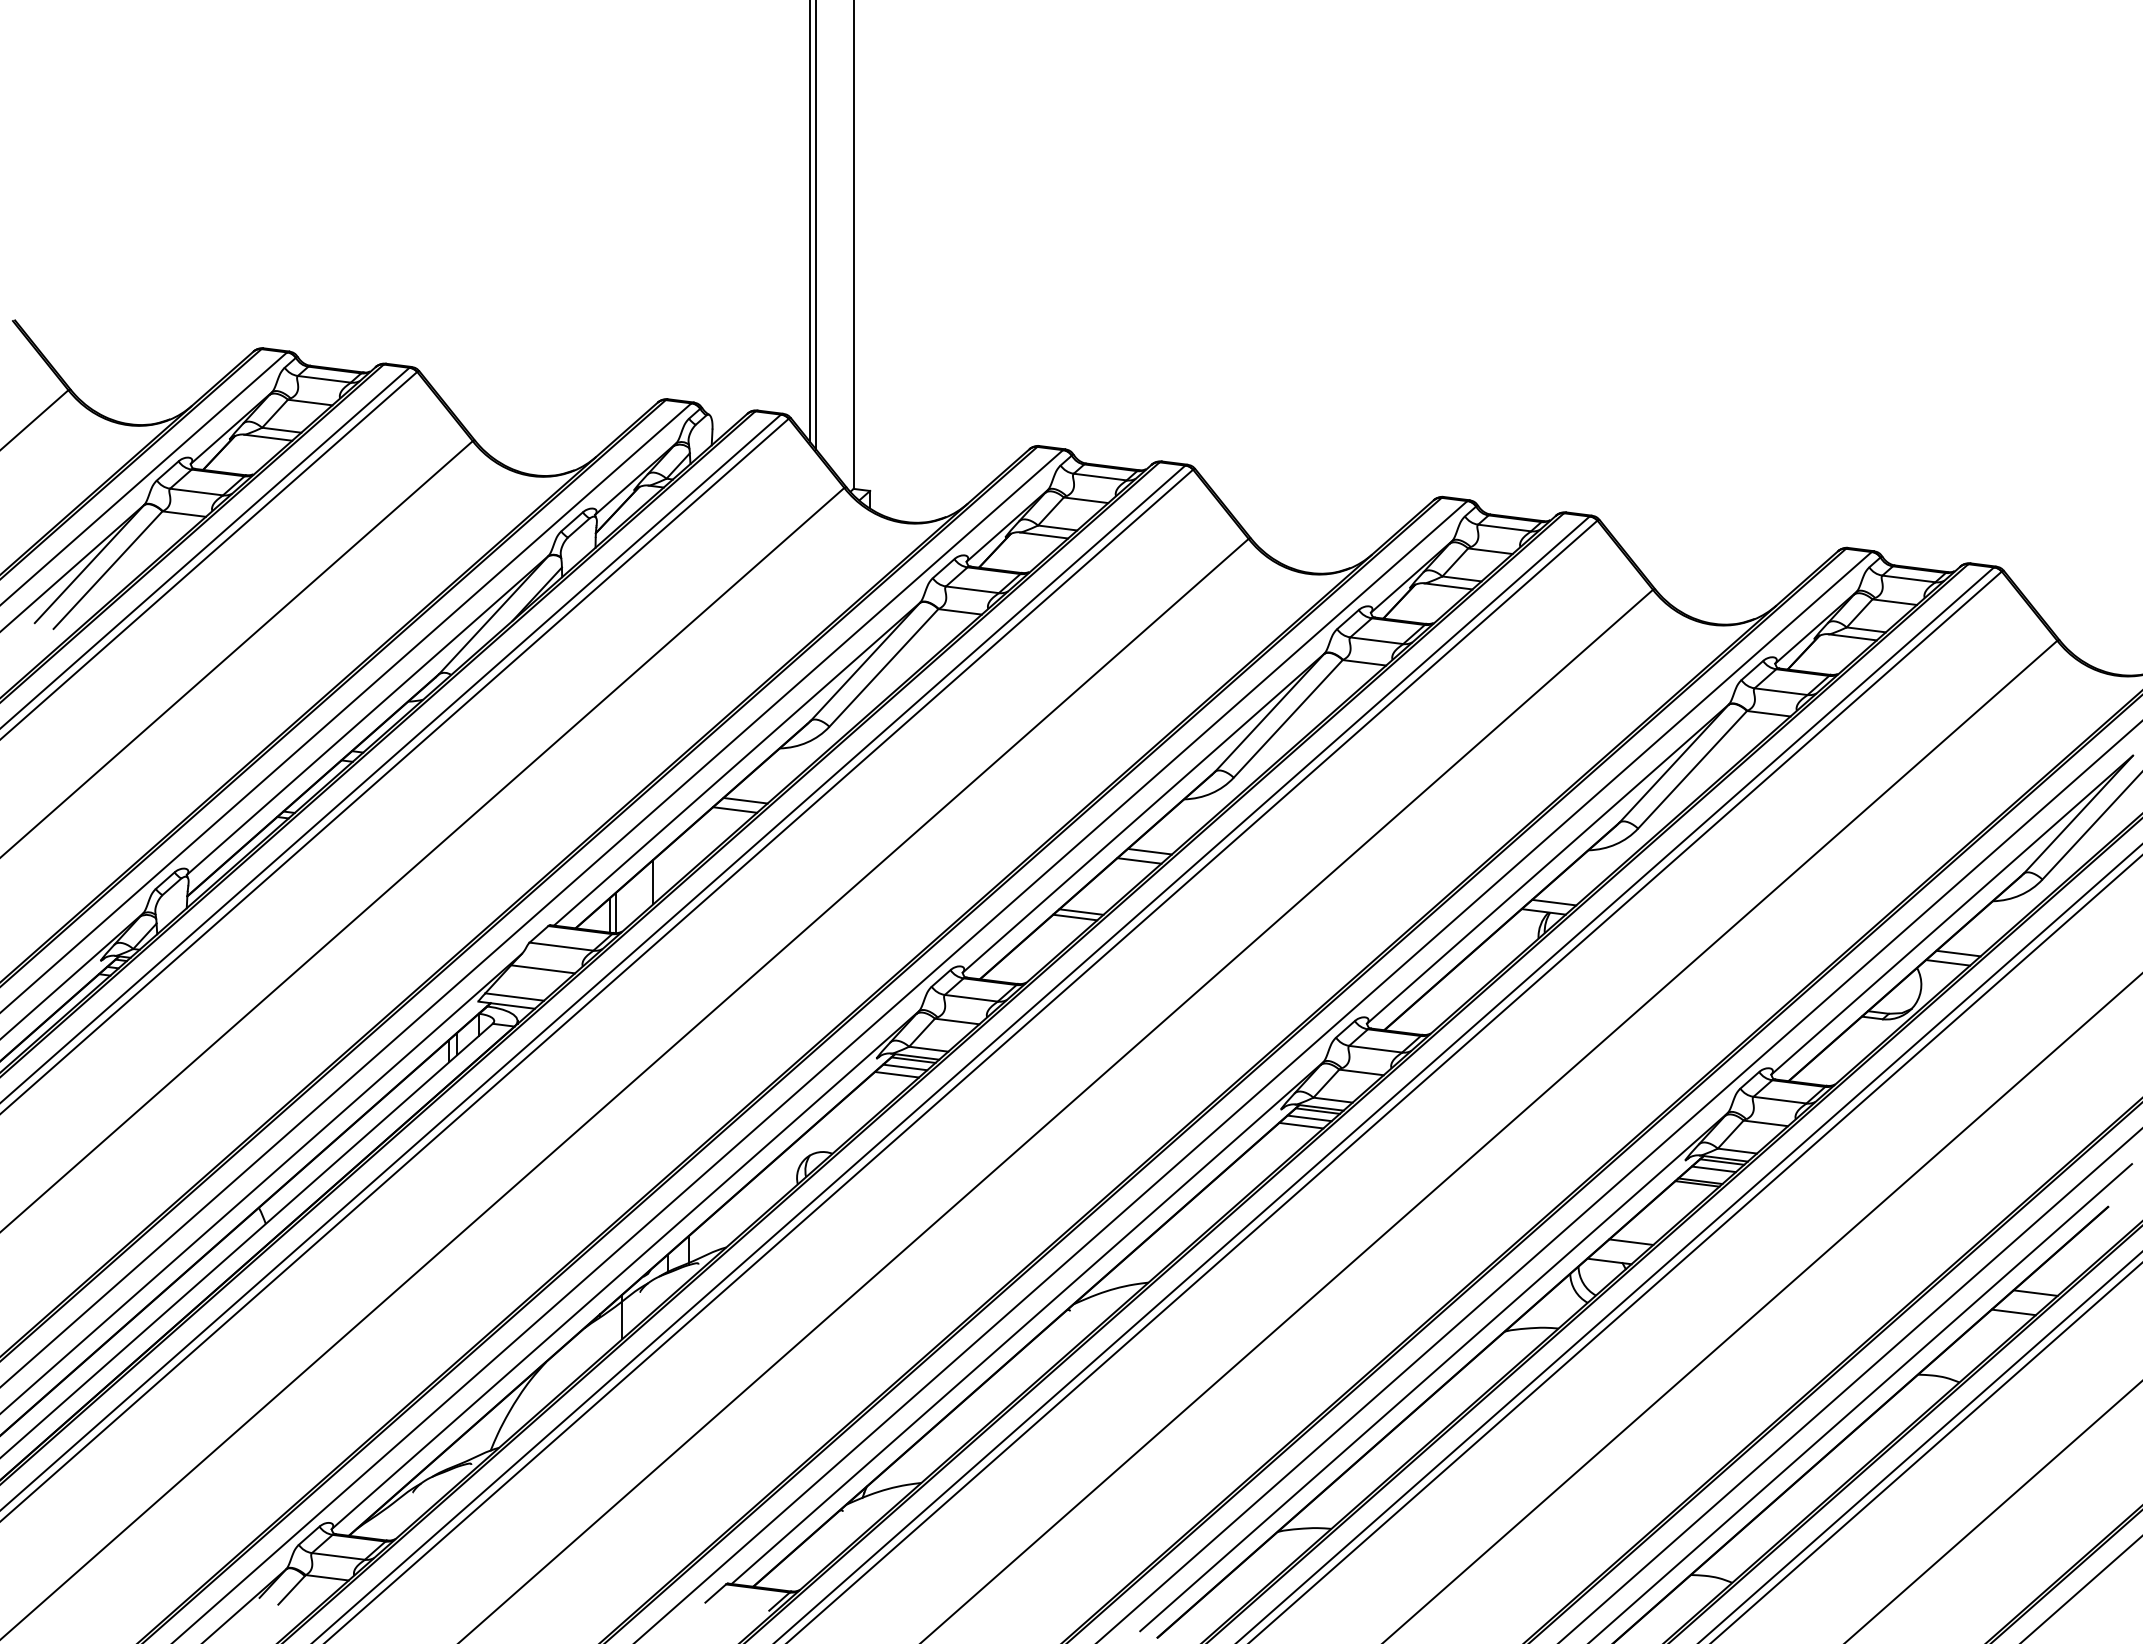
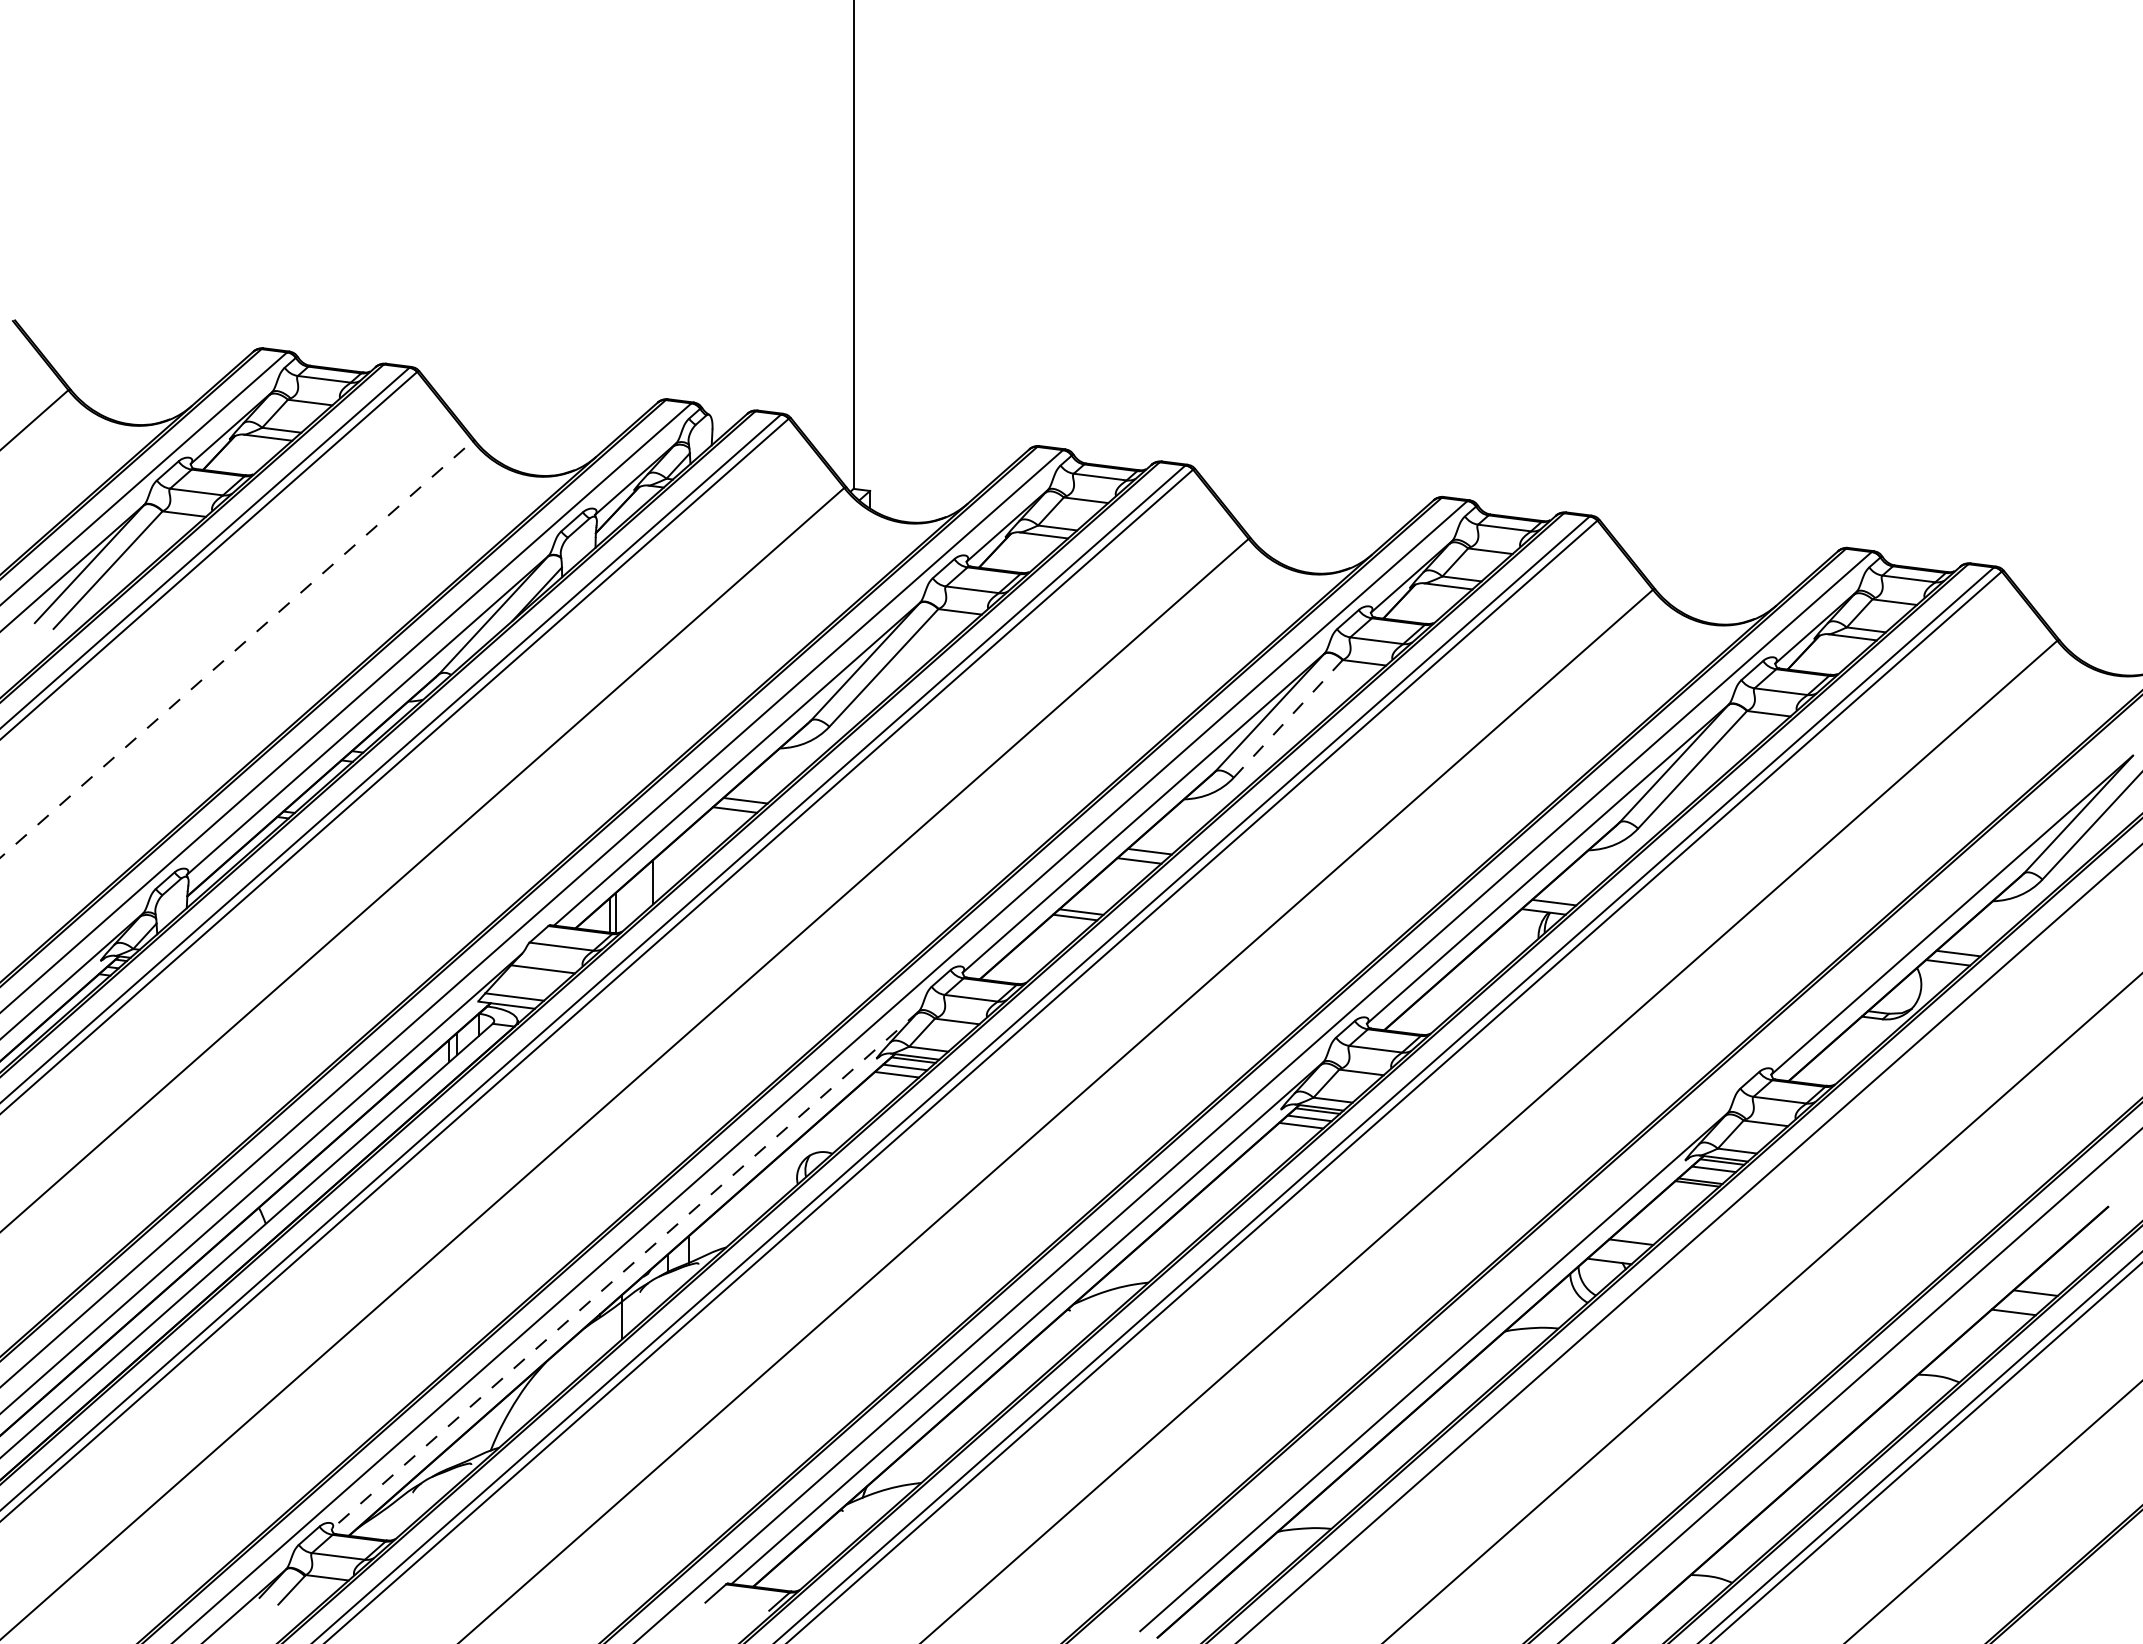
line: present -> none (809, 221)
line: present -> none (816, 225)
line: solid -> dashed (236, 649)
line: solid -> dashed (1287, 719)
line: present -> none (1619, 1181)
line: present -> none (1695, 1248)
line: solid -> dashed (625, 1270)
line: present -> none (1861, 1402)
line: present -> none (2081, 1589)
